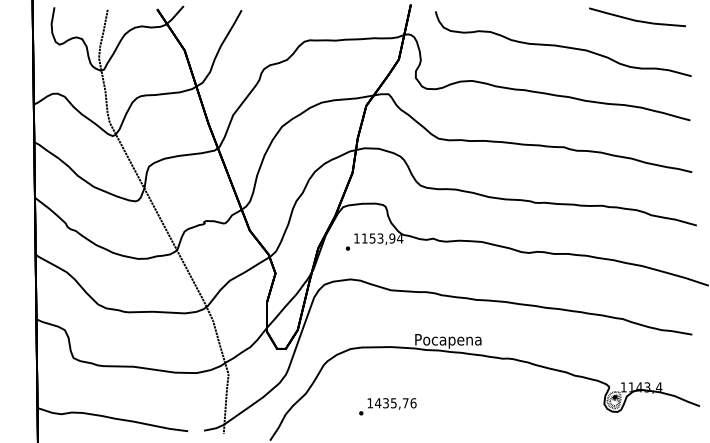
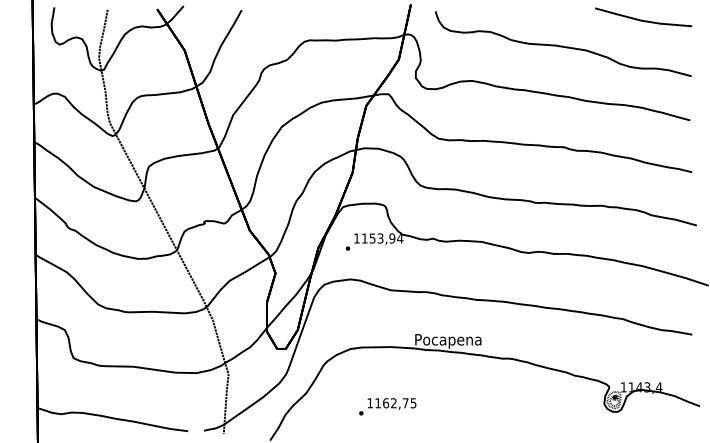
line position: (636, 19) -> (642, 19) (642, 19)
text: 1435,76 -> 1162,75 (395, 403)
